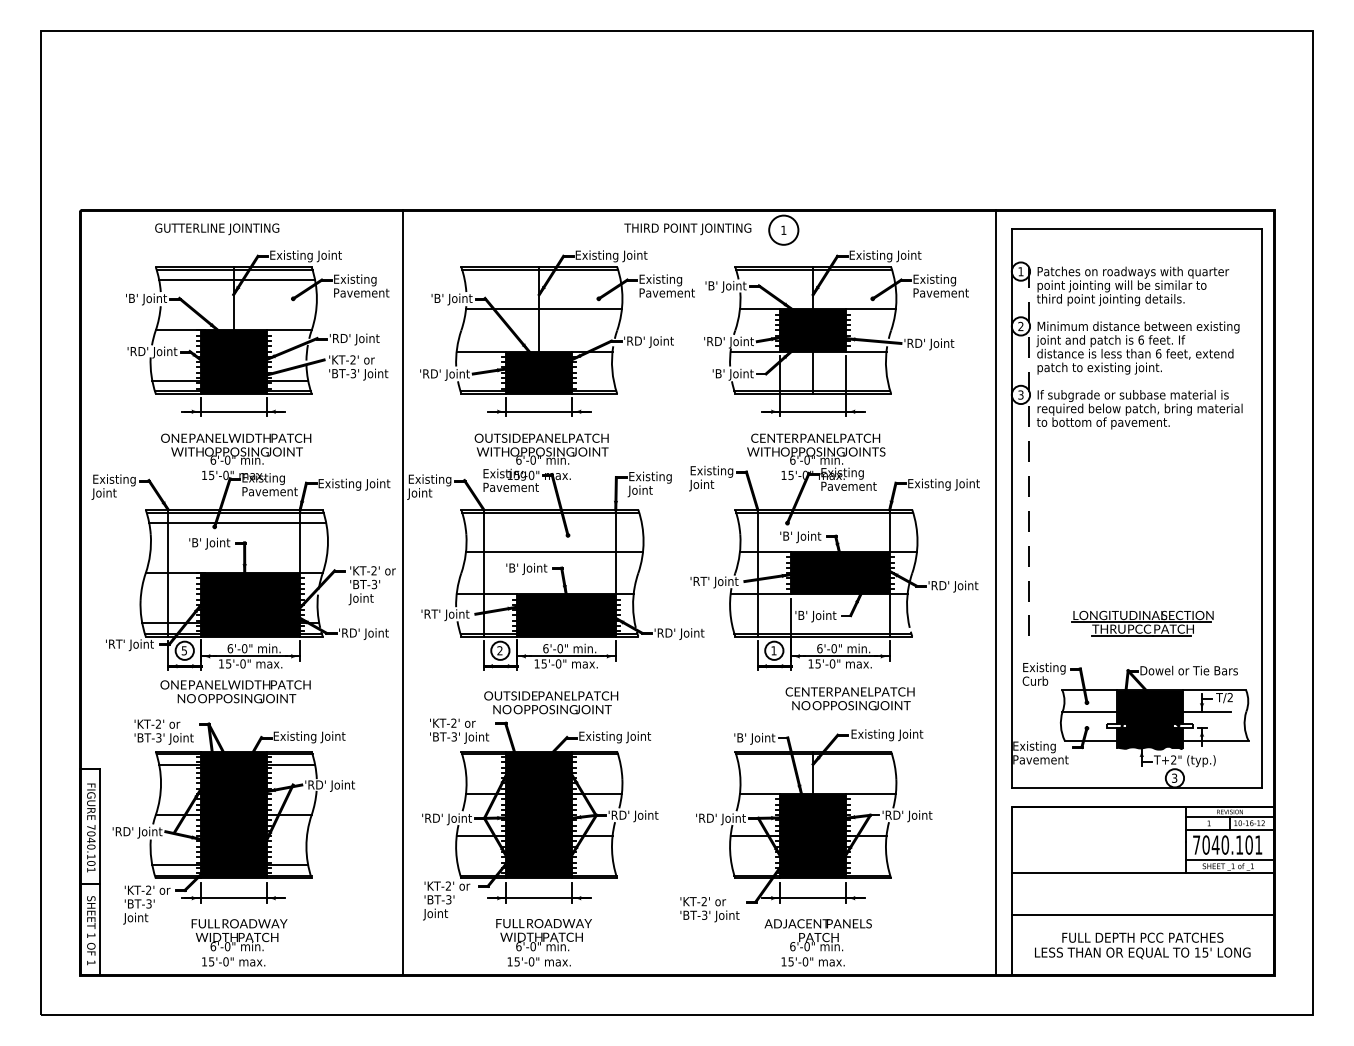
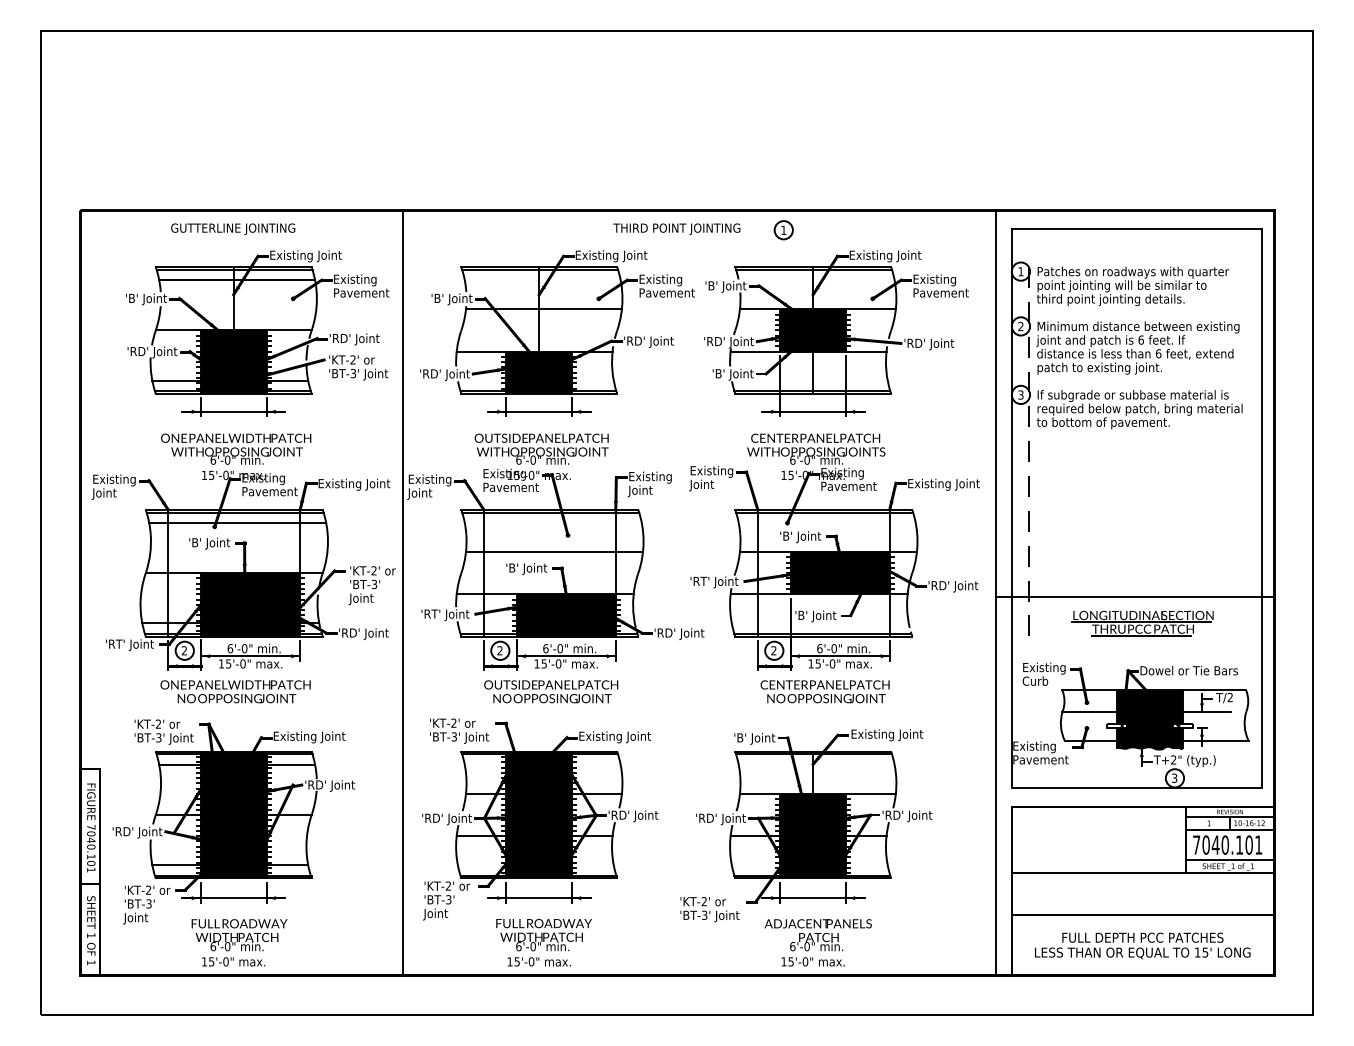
text position: (217, 229) -> (233, 229) (233, 229)
text position: (687, 229) -> (676, 229) (676, 229)
circle diameter: 29 px -> 18 px (783, 230)
line: none -> present (1134, 597)
text: 5 -> 2 (183, 650)
text: 1 -> 2 (773, 650)
text position: (849, 698) -> (824, 691) (824, 691)
text position: (551, 702) -> (551, 691) (551, 691)
